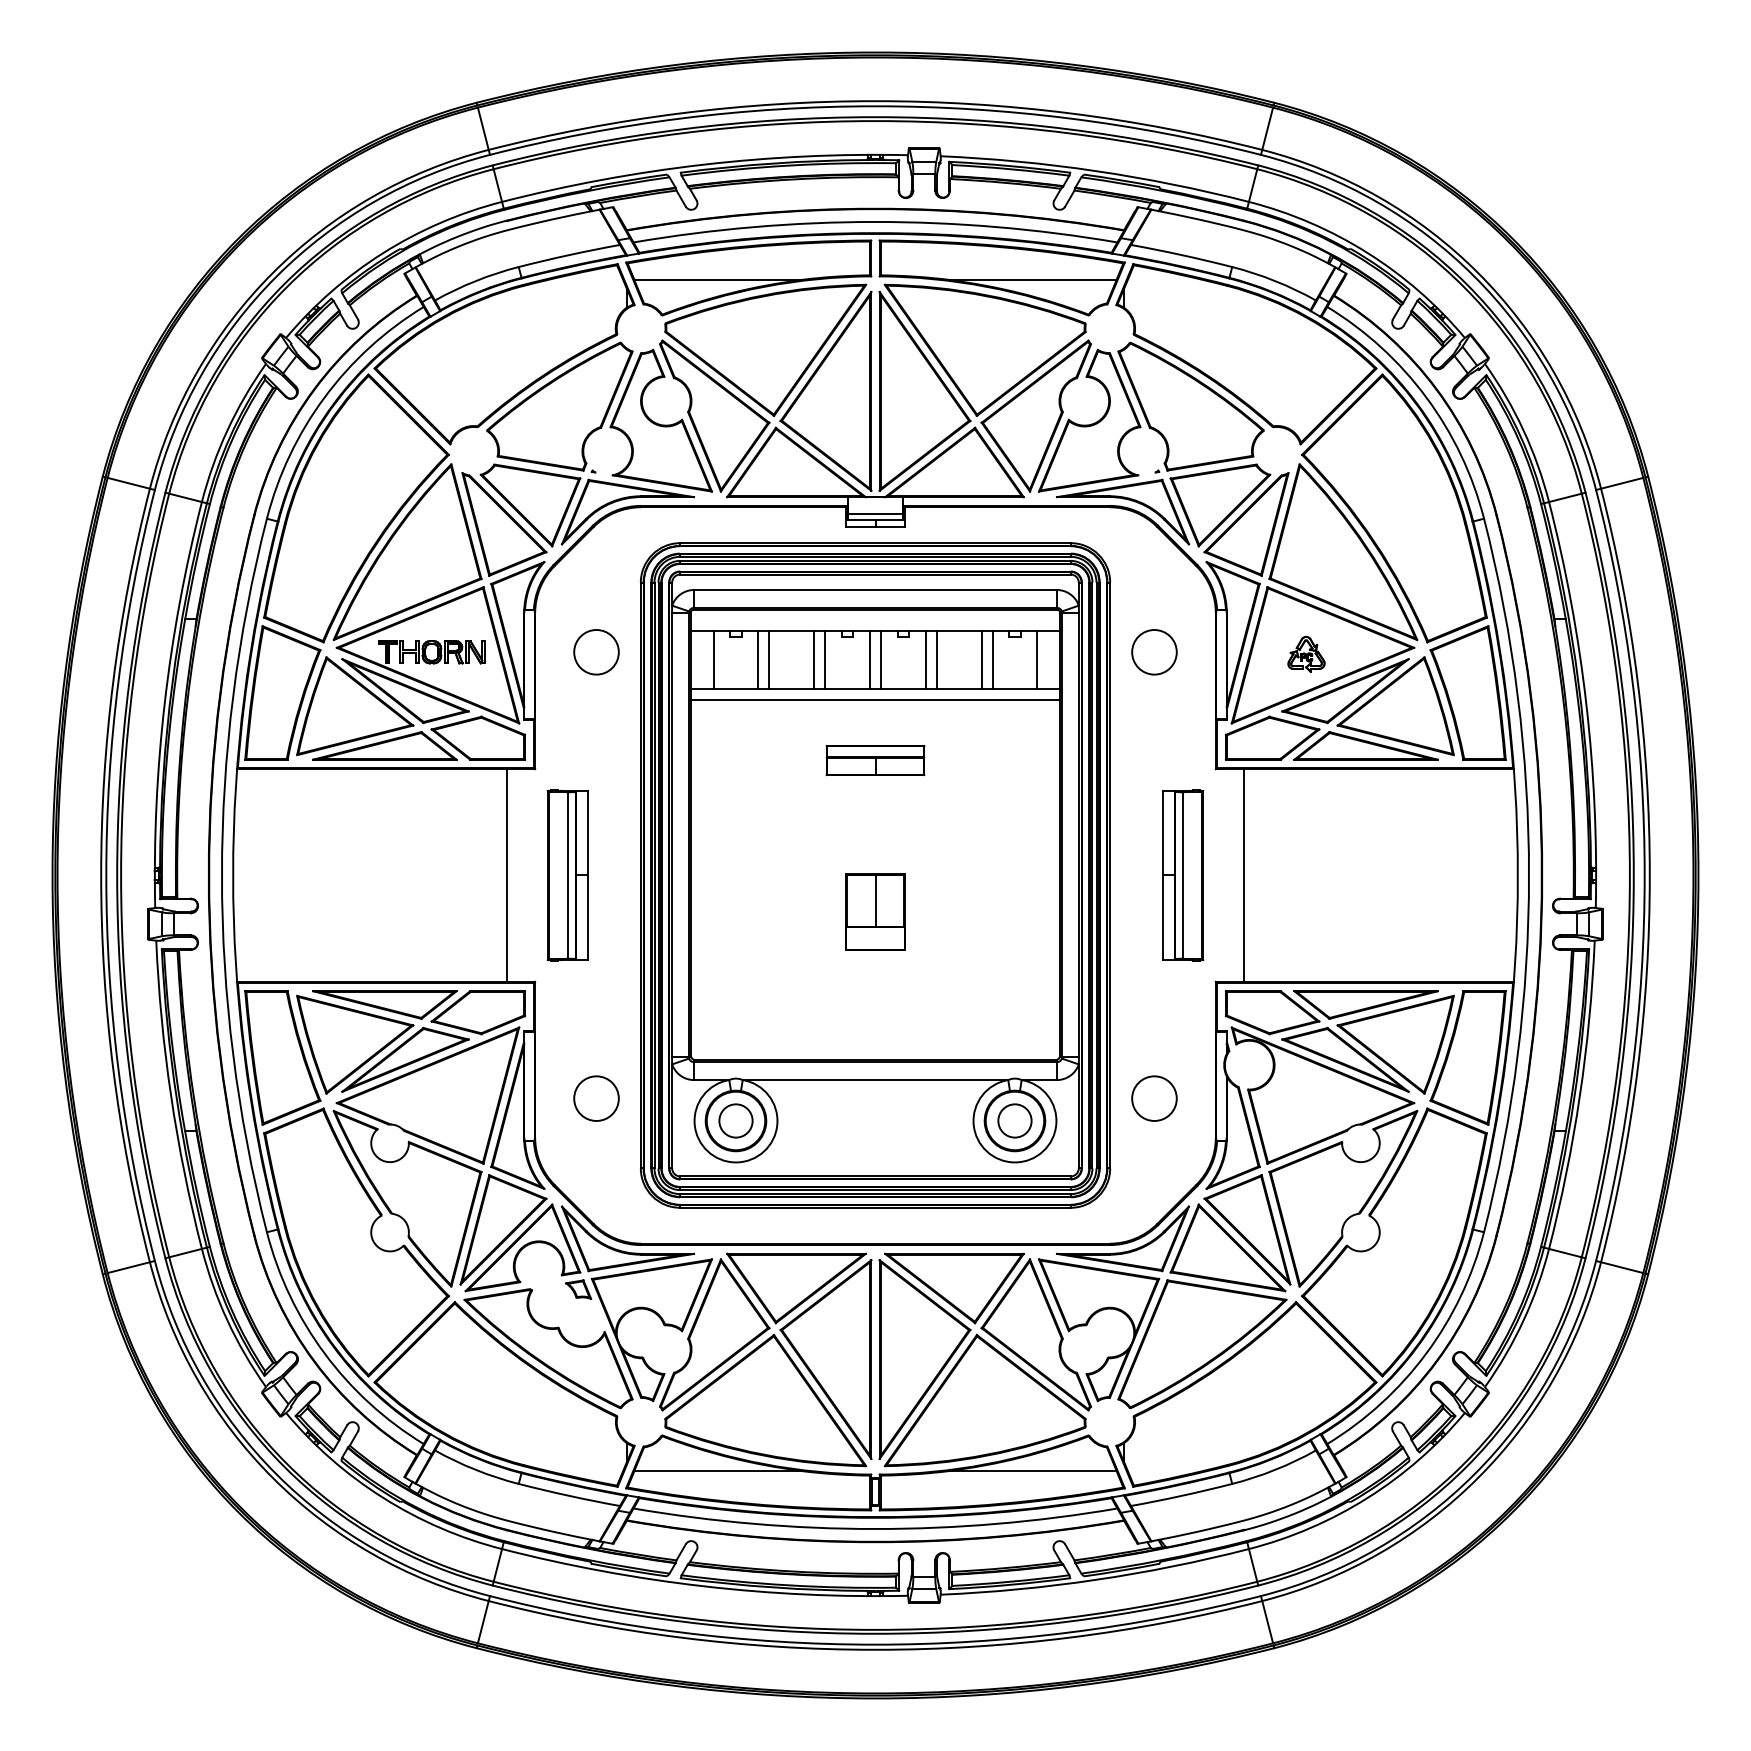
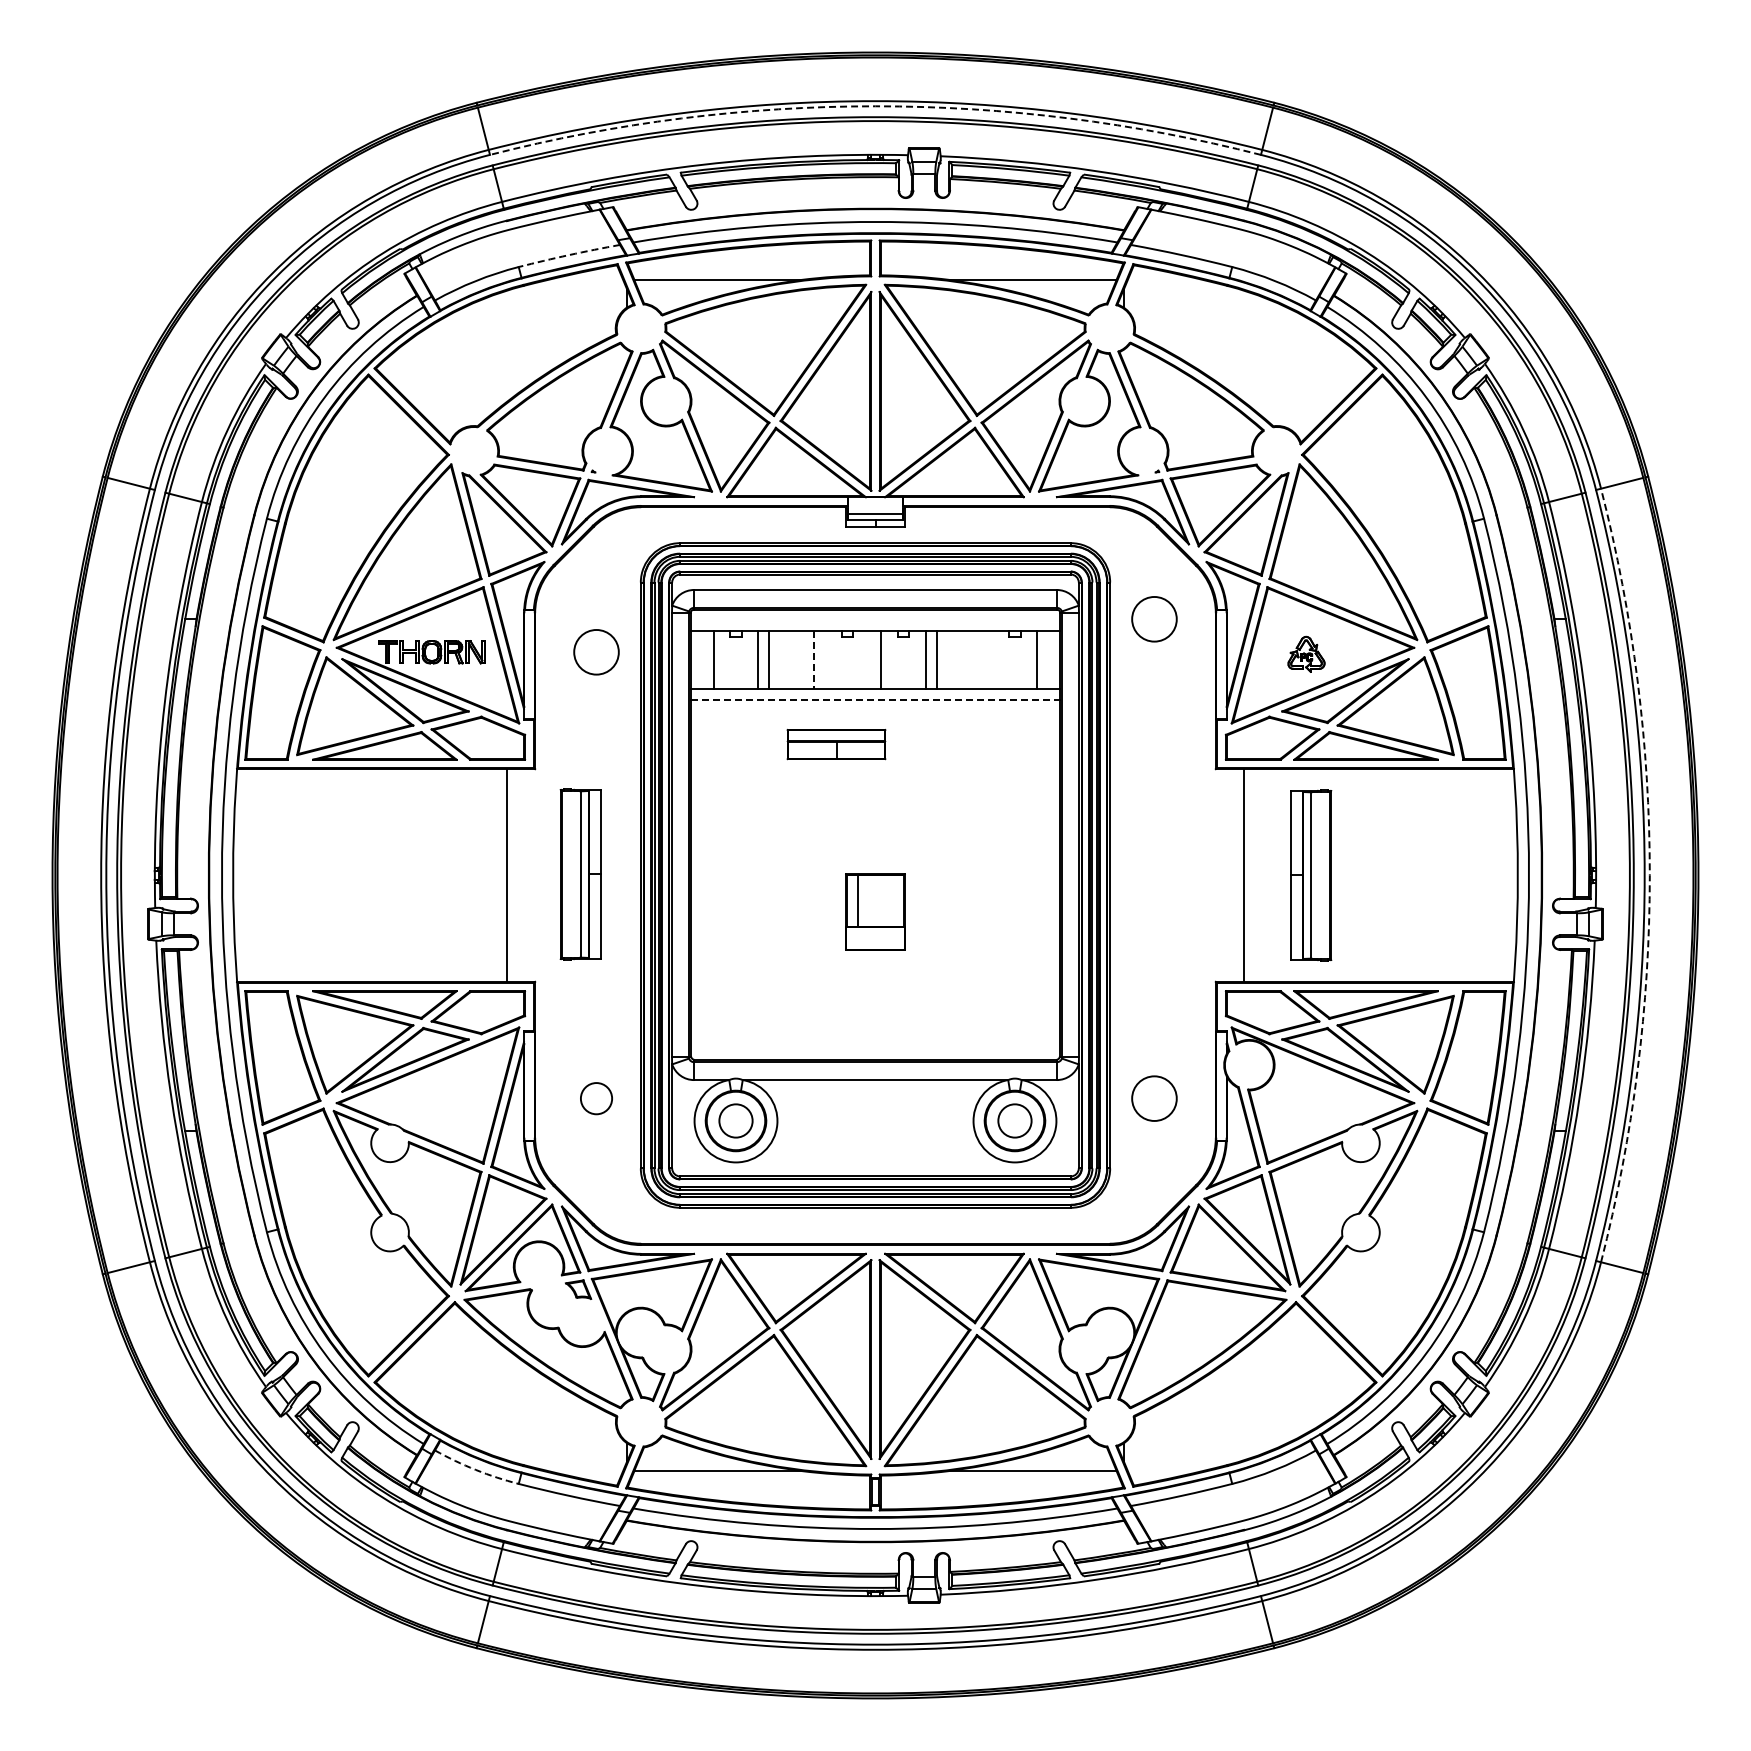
arc: solid -> dashed (875, 106)
arc: solid -> dashed (569, 255)
circle position: (1154, 652) -> (1154, 619) (1154, 619)
line: solid -> dashed (814, 660)
line: present -> none (825, 660)
line: present -> none (869, 660)
line: present -> none (981, 660)
line: present -> none (992, 660)
line: solid -> dashed (875, 700)
part position: (875, 760) -> (836, 744) (836, 744)
part position: (567, 875) -> (580, 874) (580, 874)
part position: (1183, 875) -> (1311, 875) (1311, 875)
arc: solid -> dashed (1649, 875)
line position: (875, 900) -> (857, 900) (857, 900)
circle diameter: 45 px -> 31 px (596, 1098)
arc: solid -> dashed (475, 1469)
